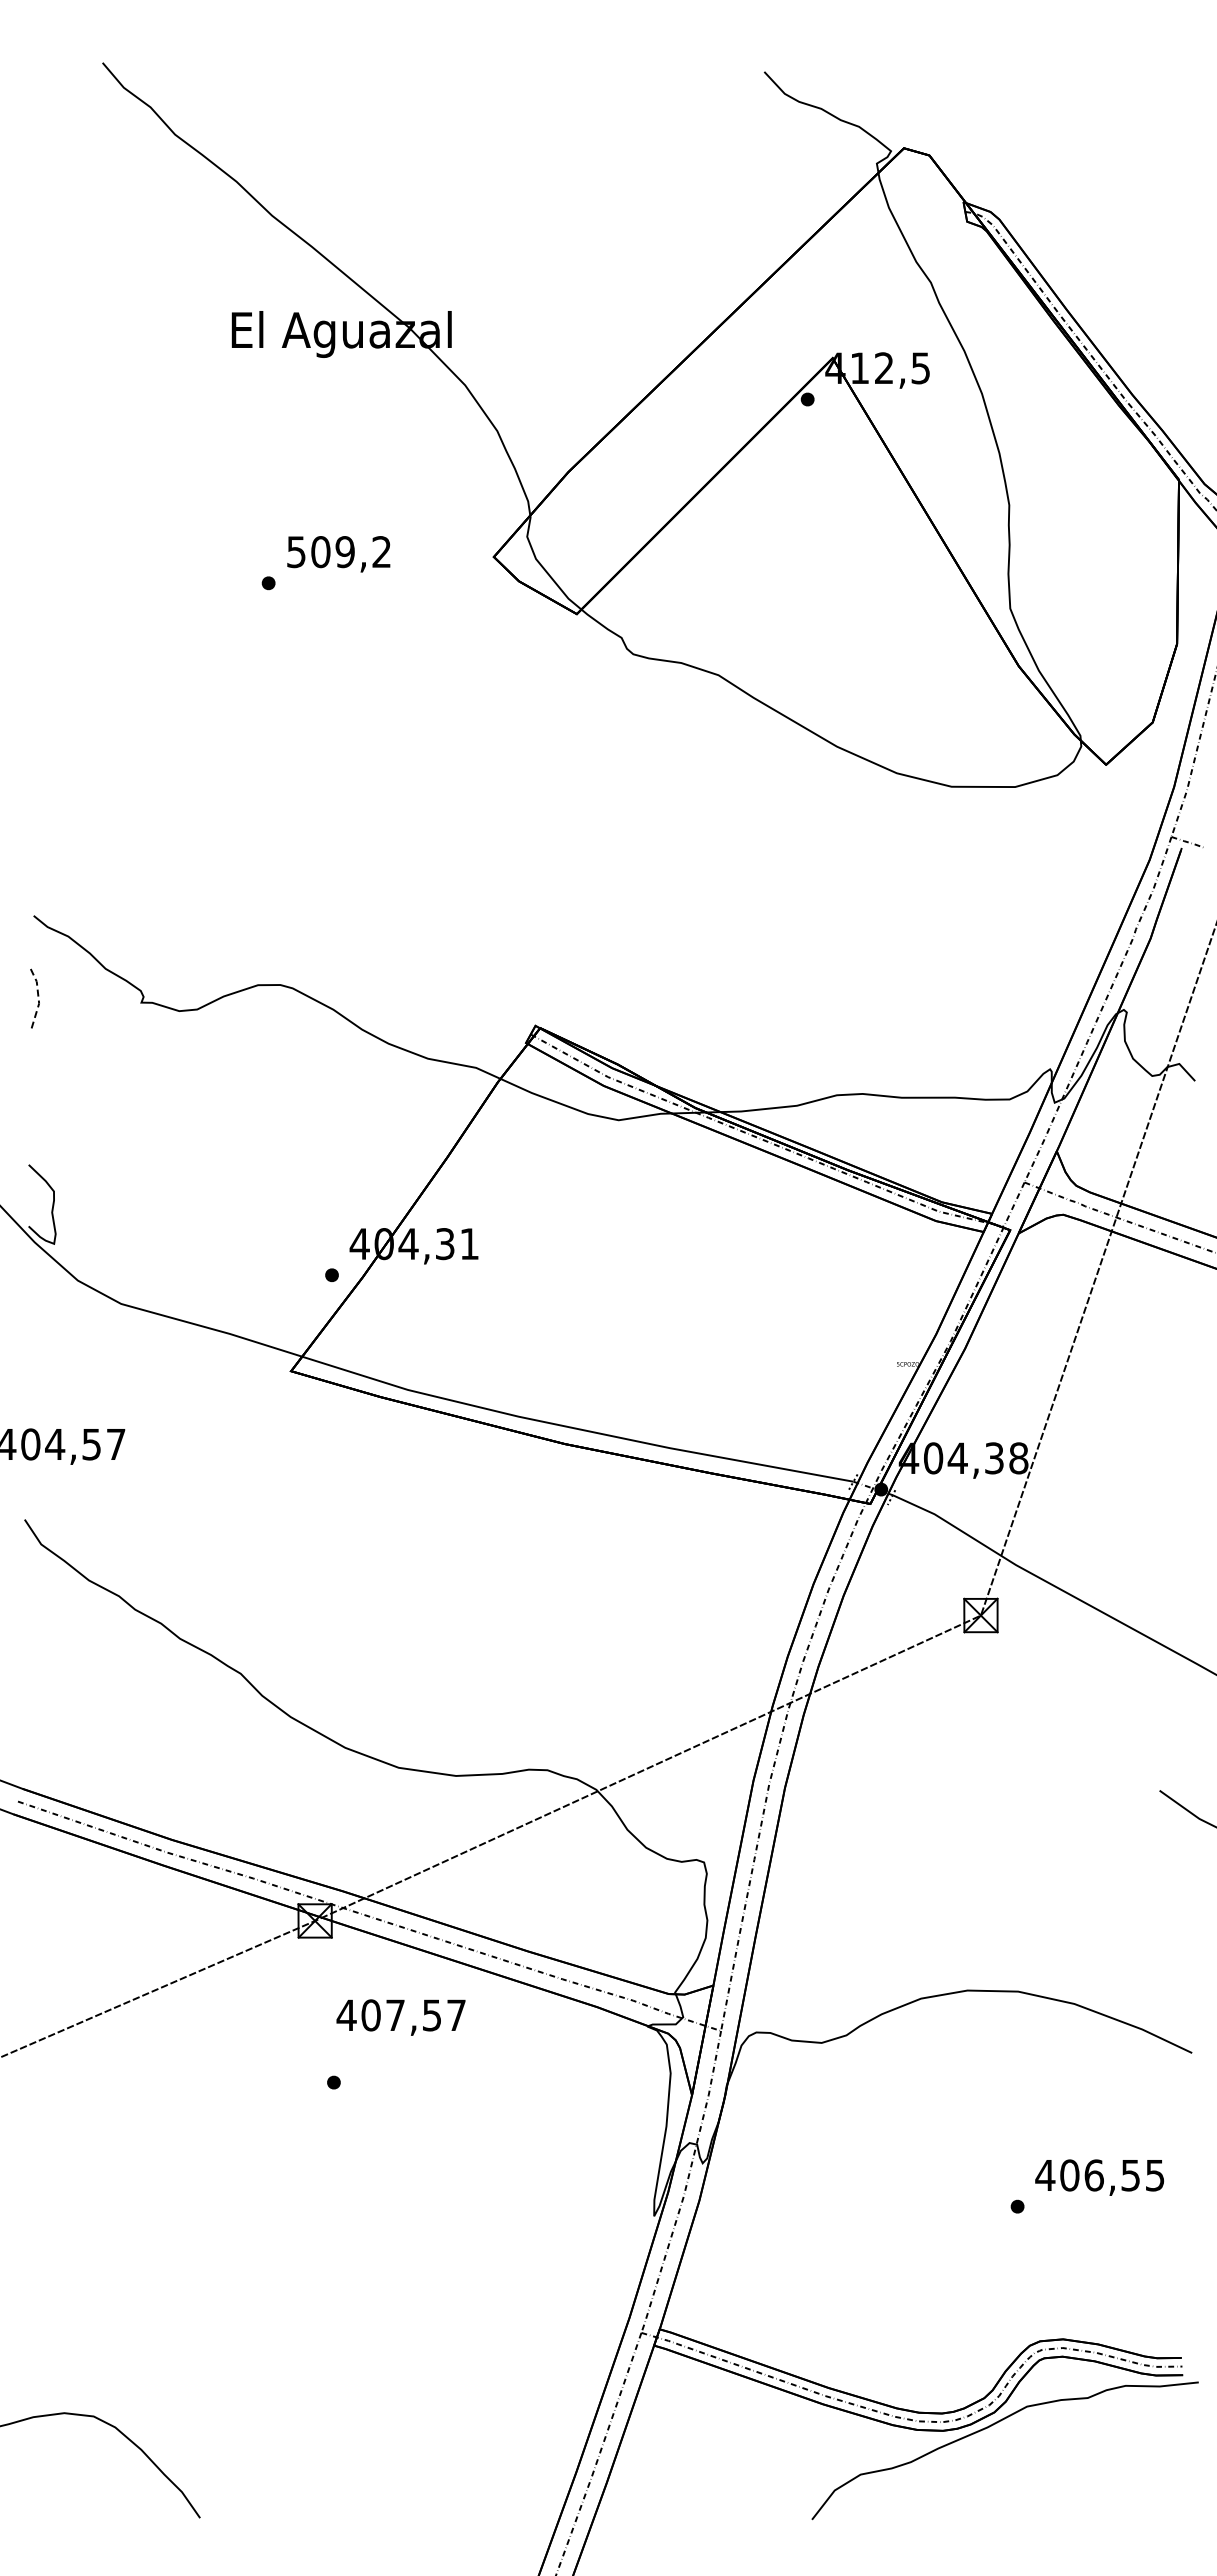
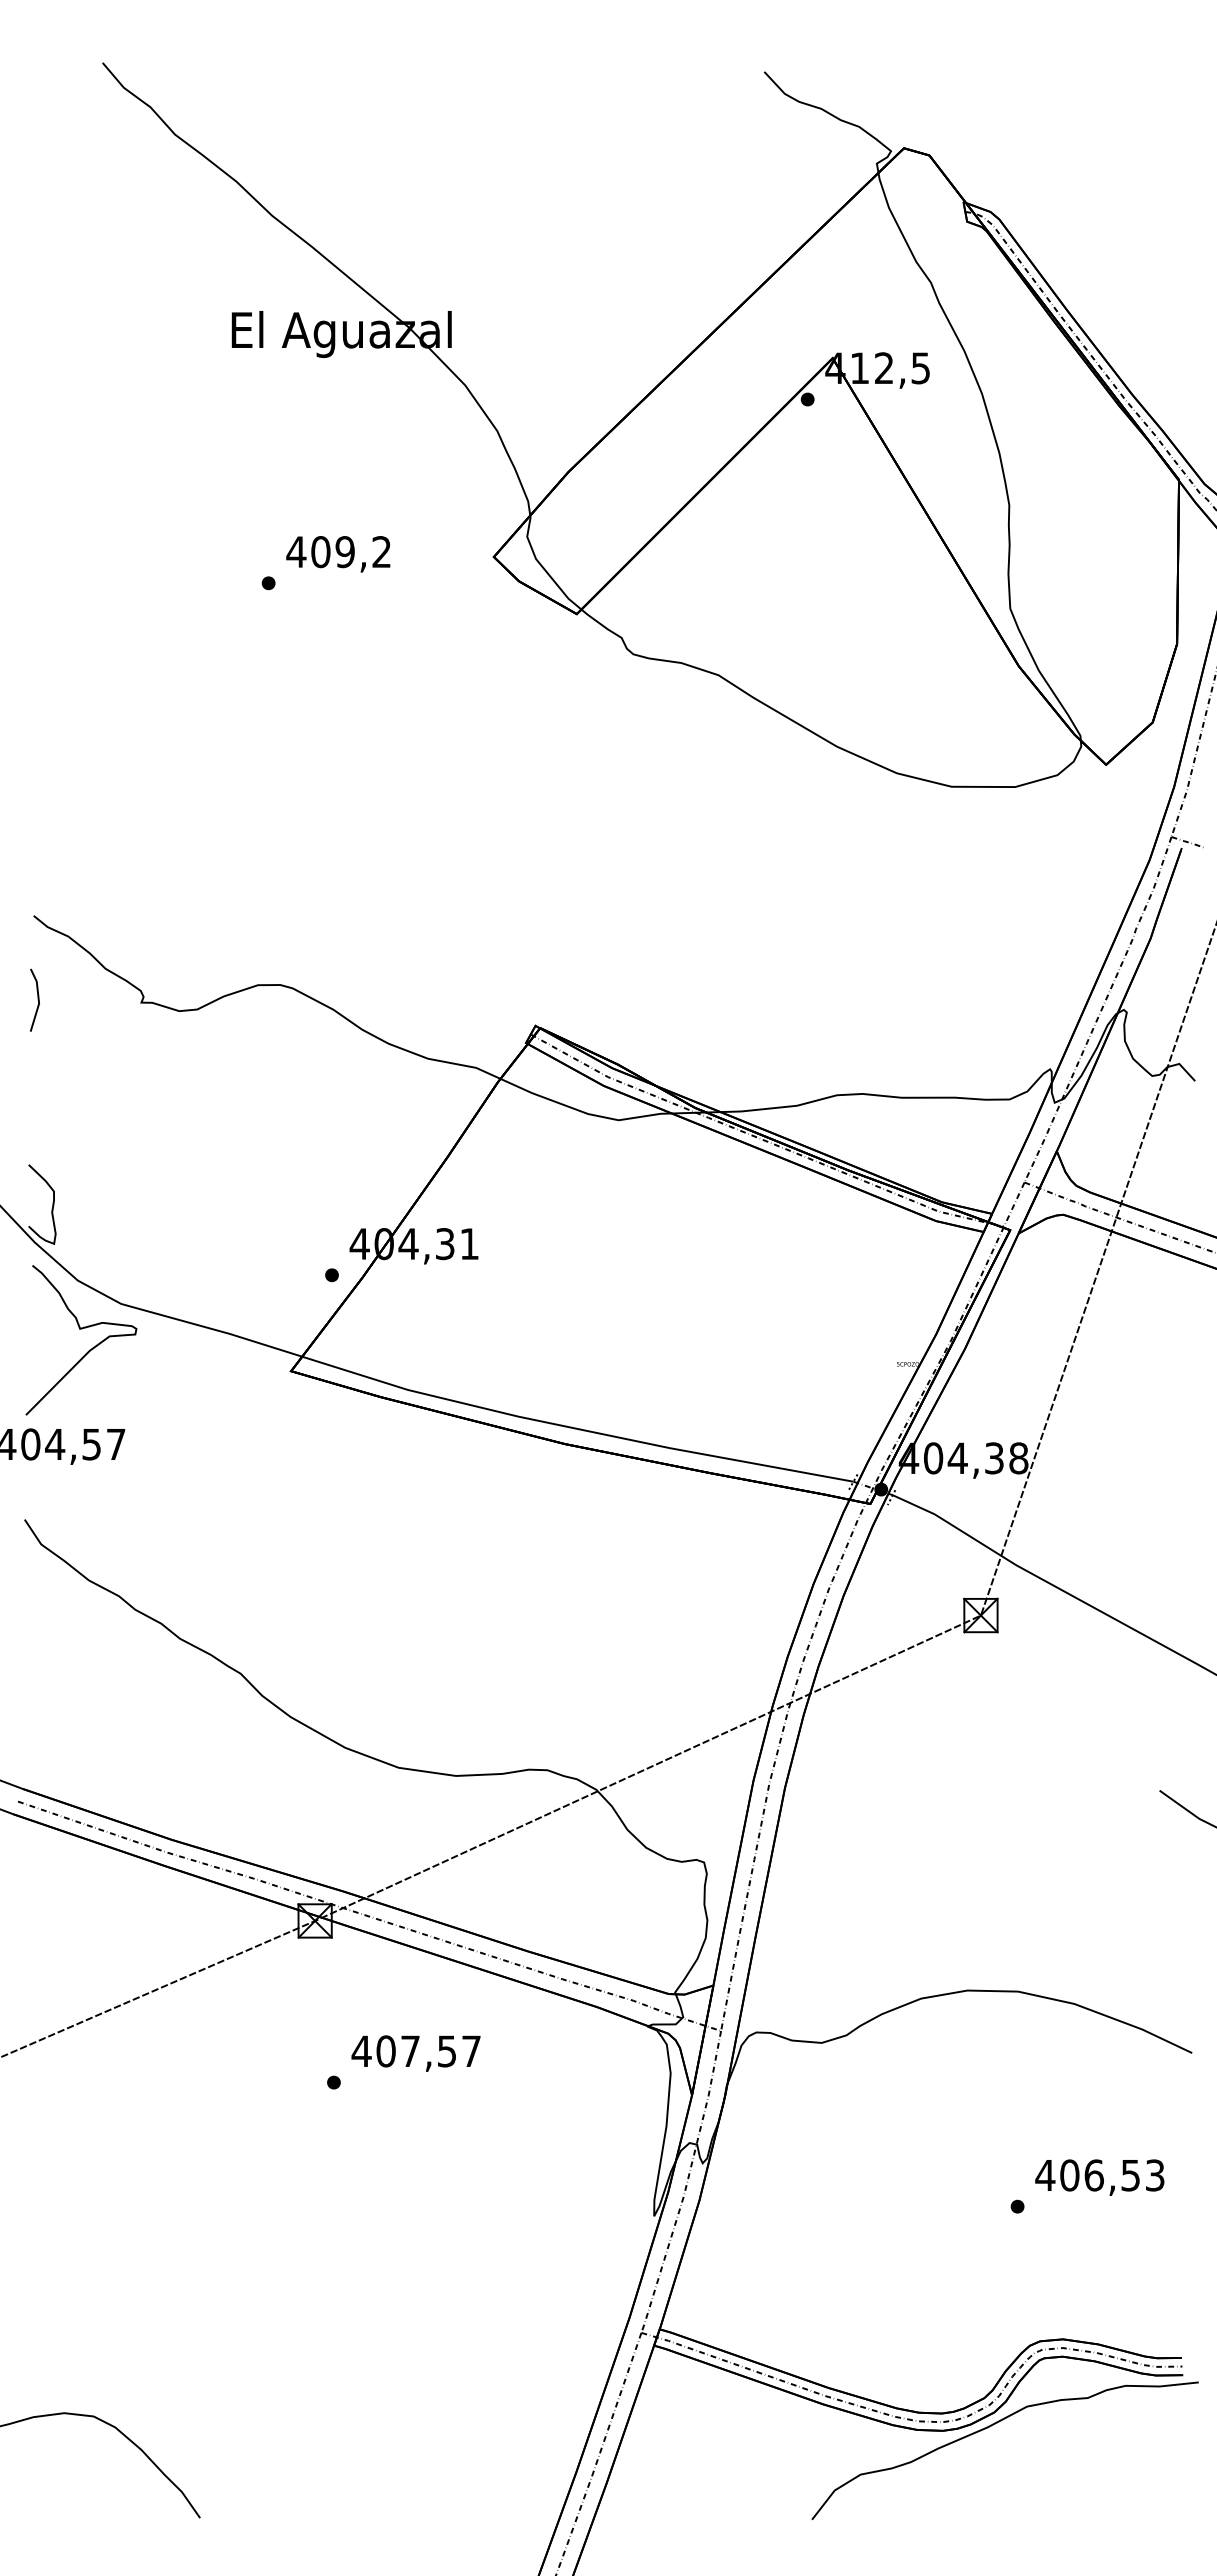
text: 509,2 -> 409,2 (296, 552)
line: dashed -> solid (38, 1000)
curve: none -> present (81, 1329)
text position: (400, 2017) -> (415, 2053) (415, 2053)
text: 406,55 -> 406,53 (1155, 2174)
